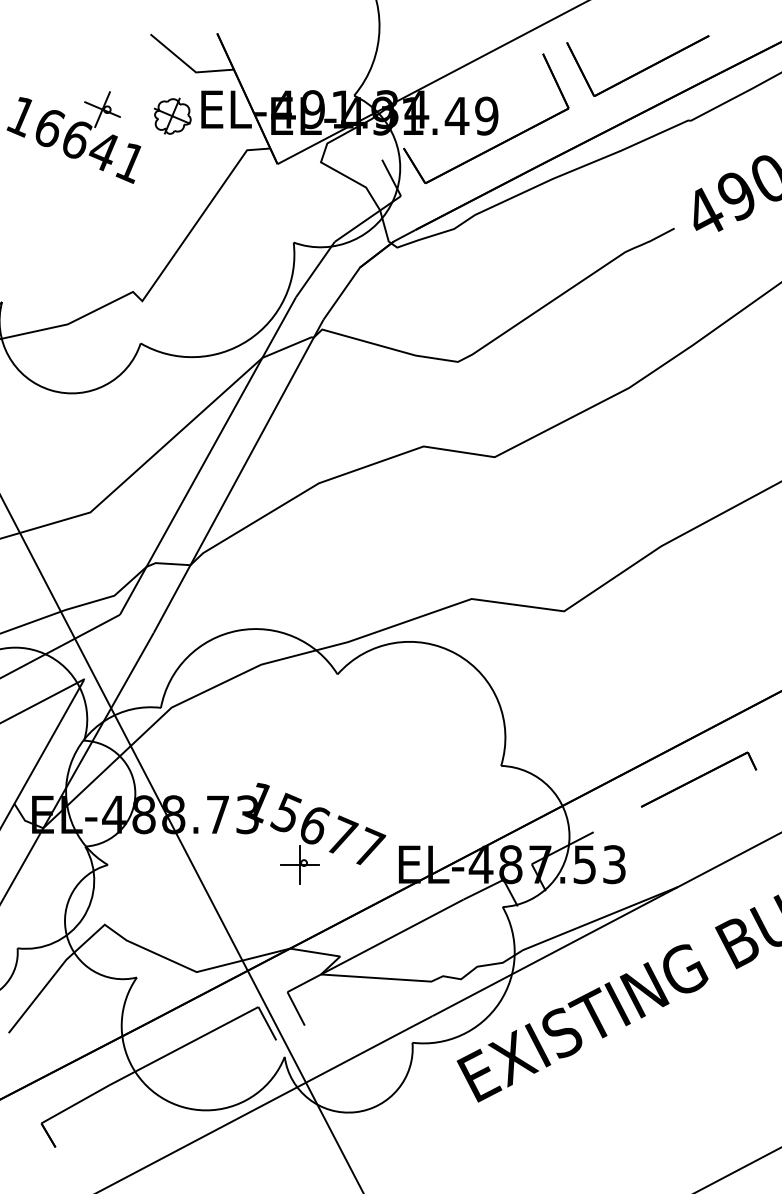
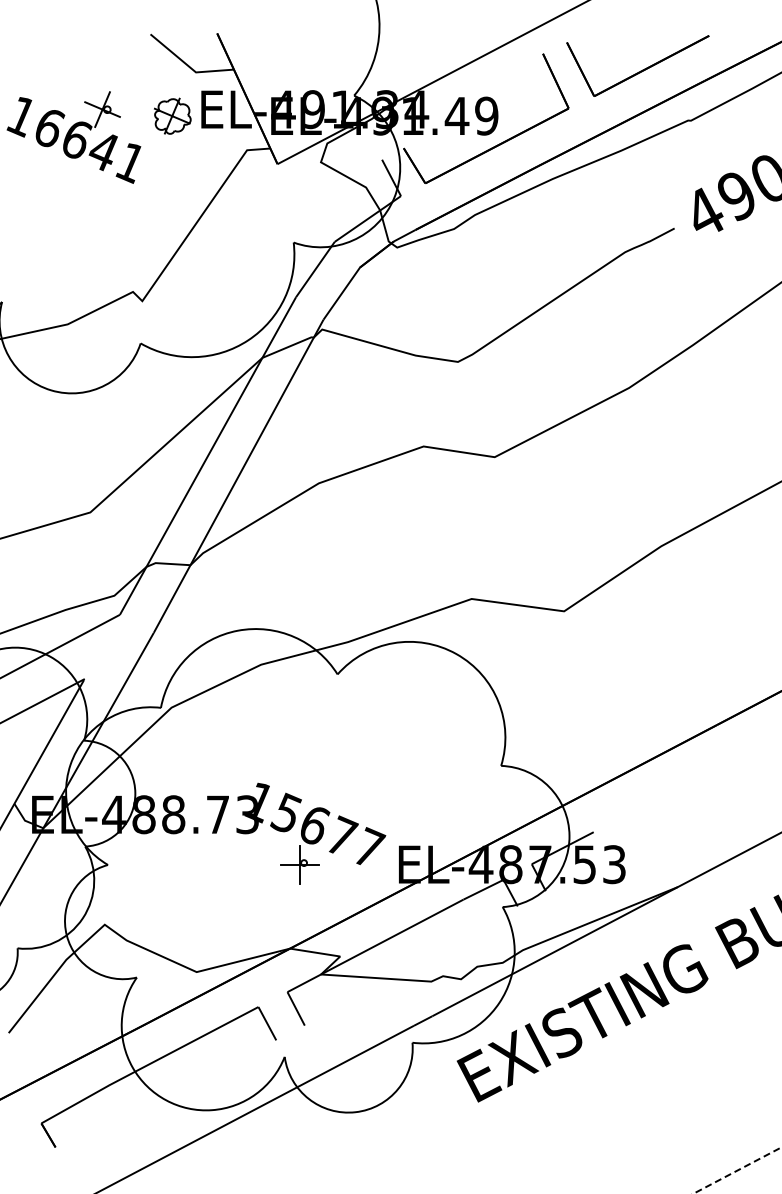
part: present -> none (698, 779)
line: present -> none (182, 844)
line: solid -> dashed (737, 1170)
